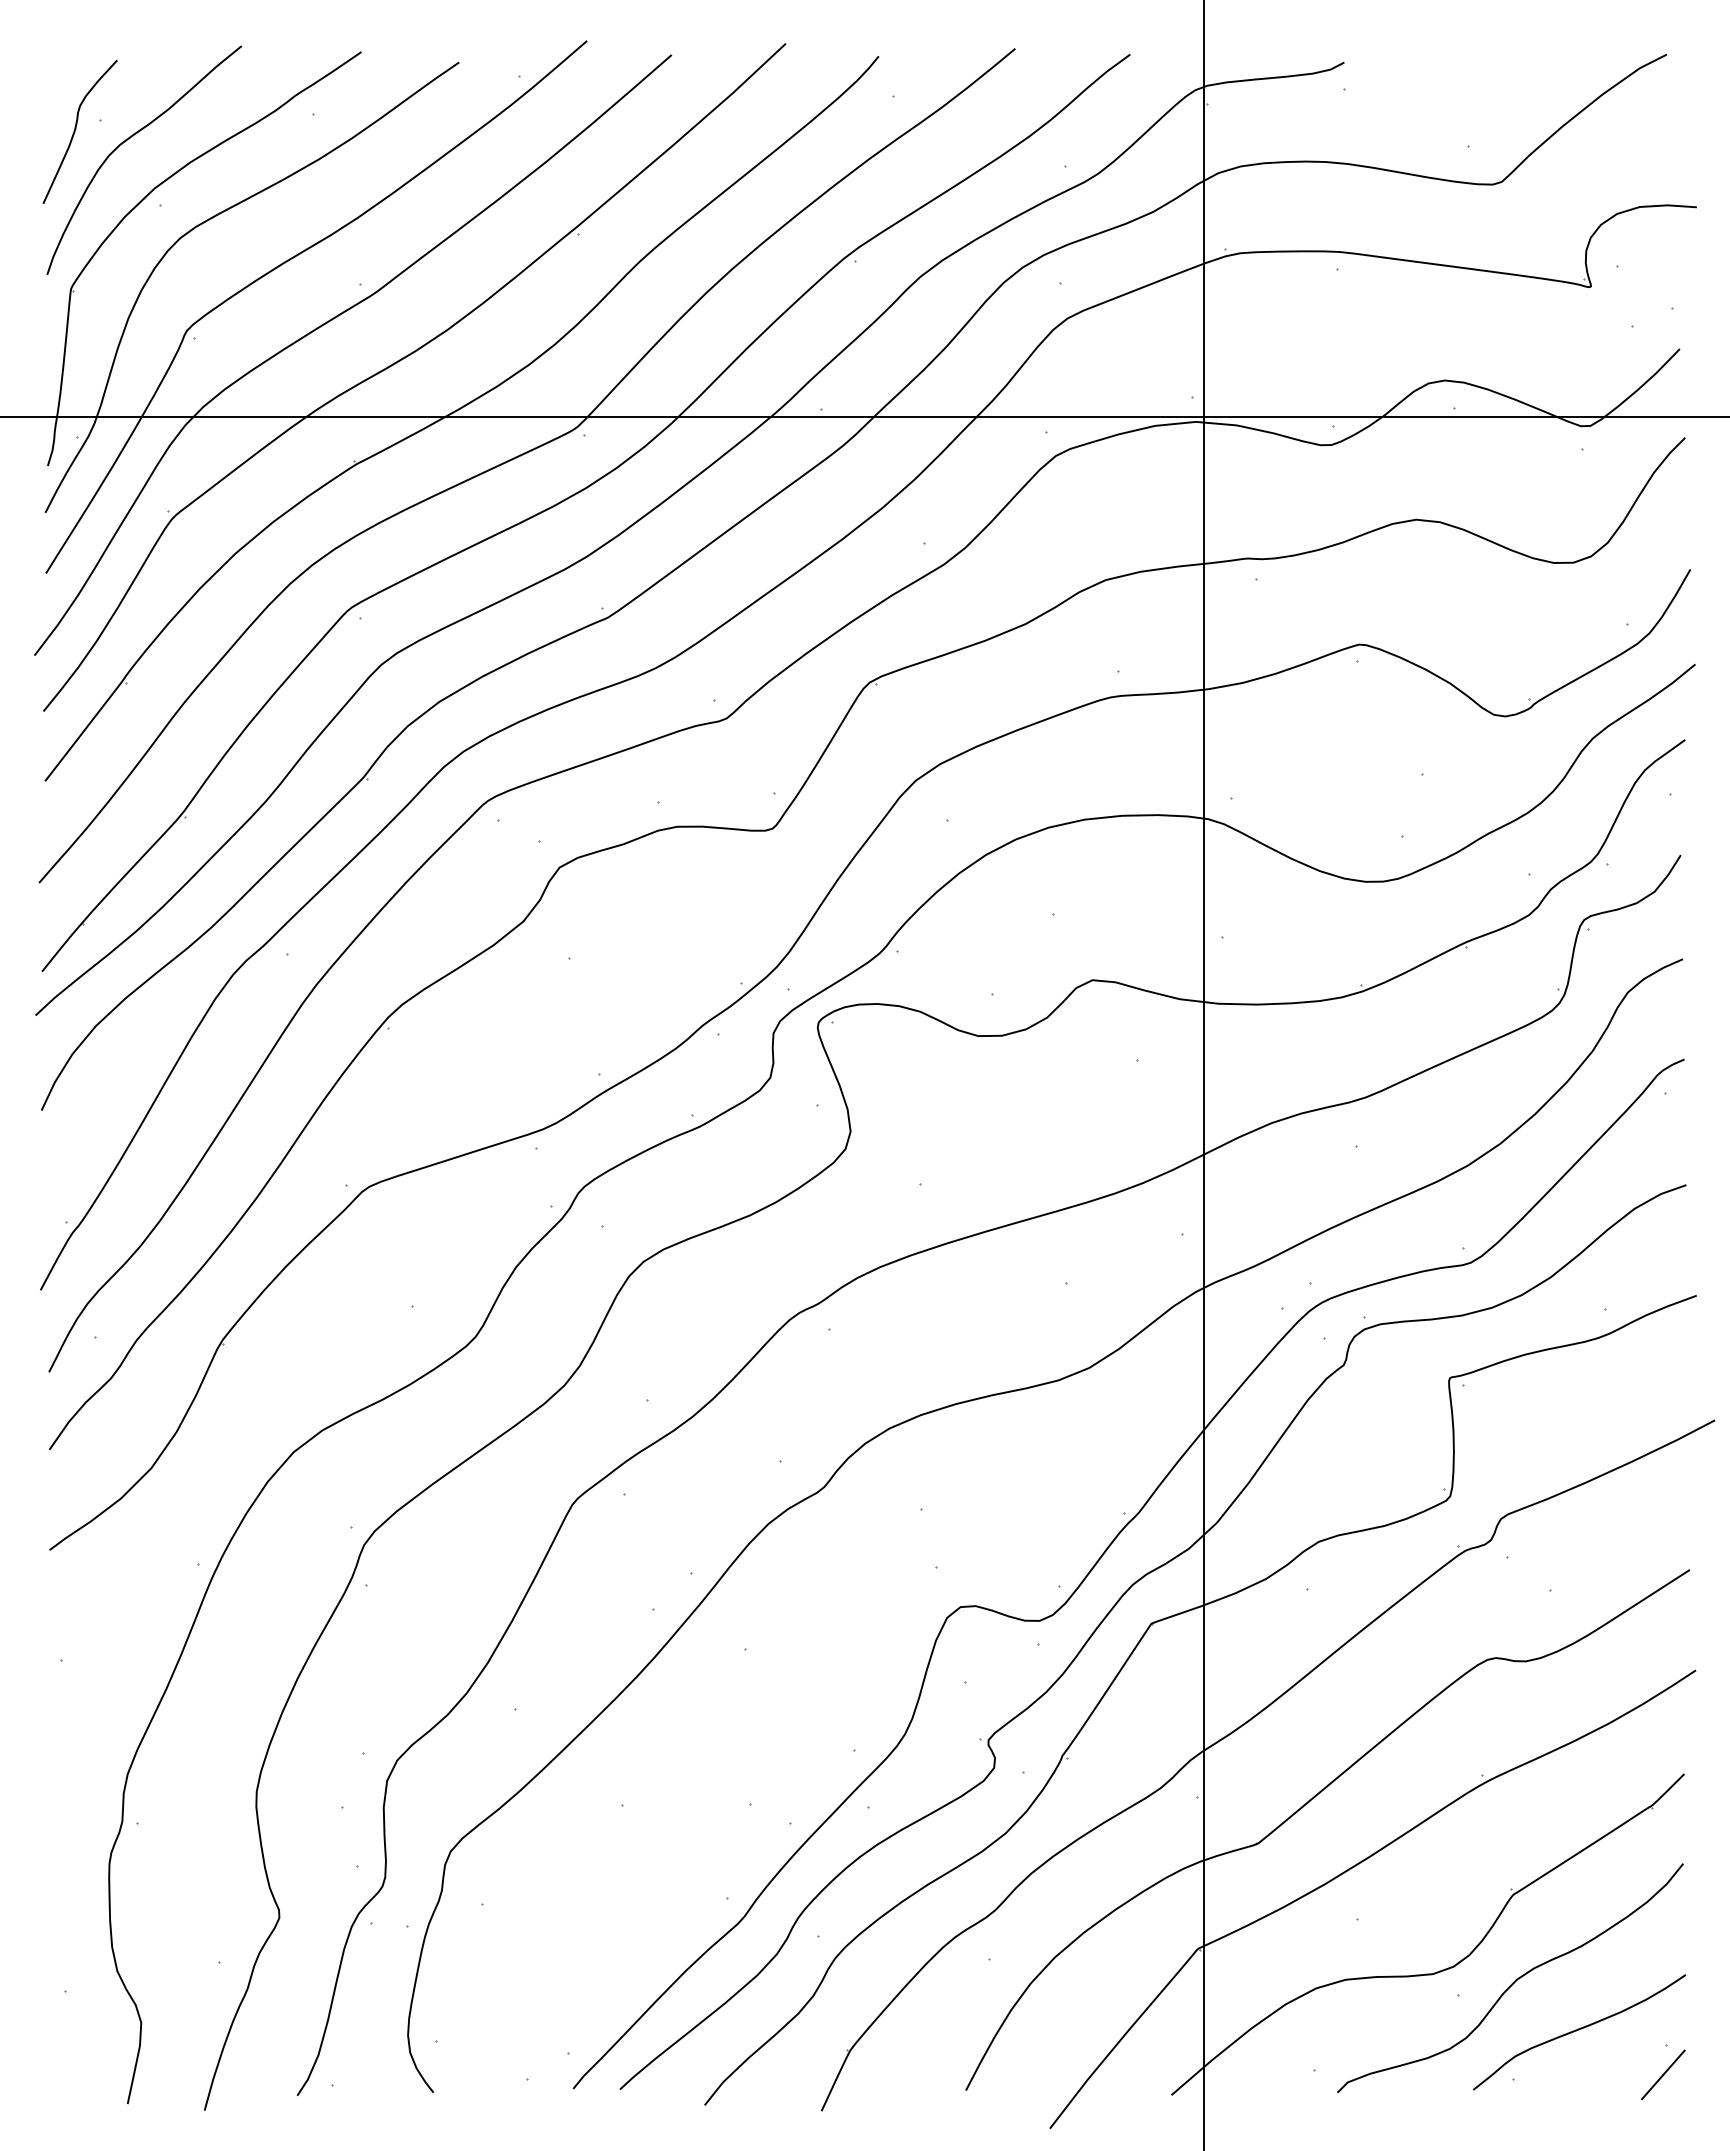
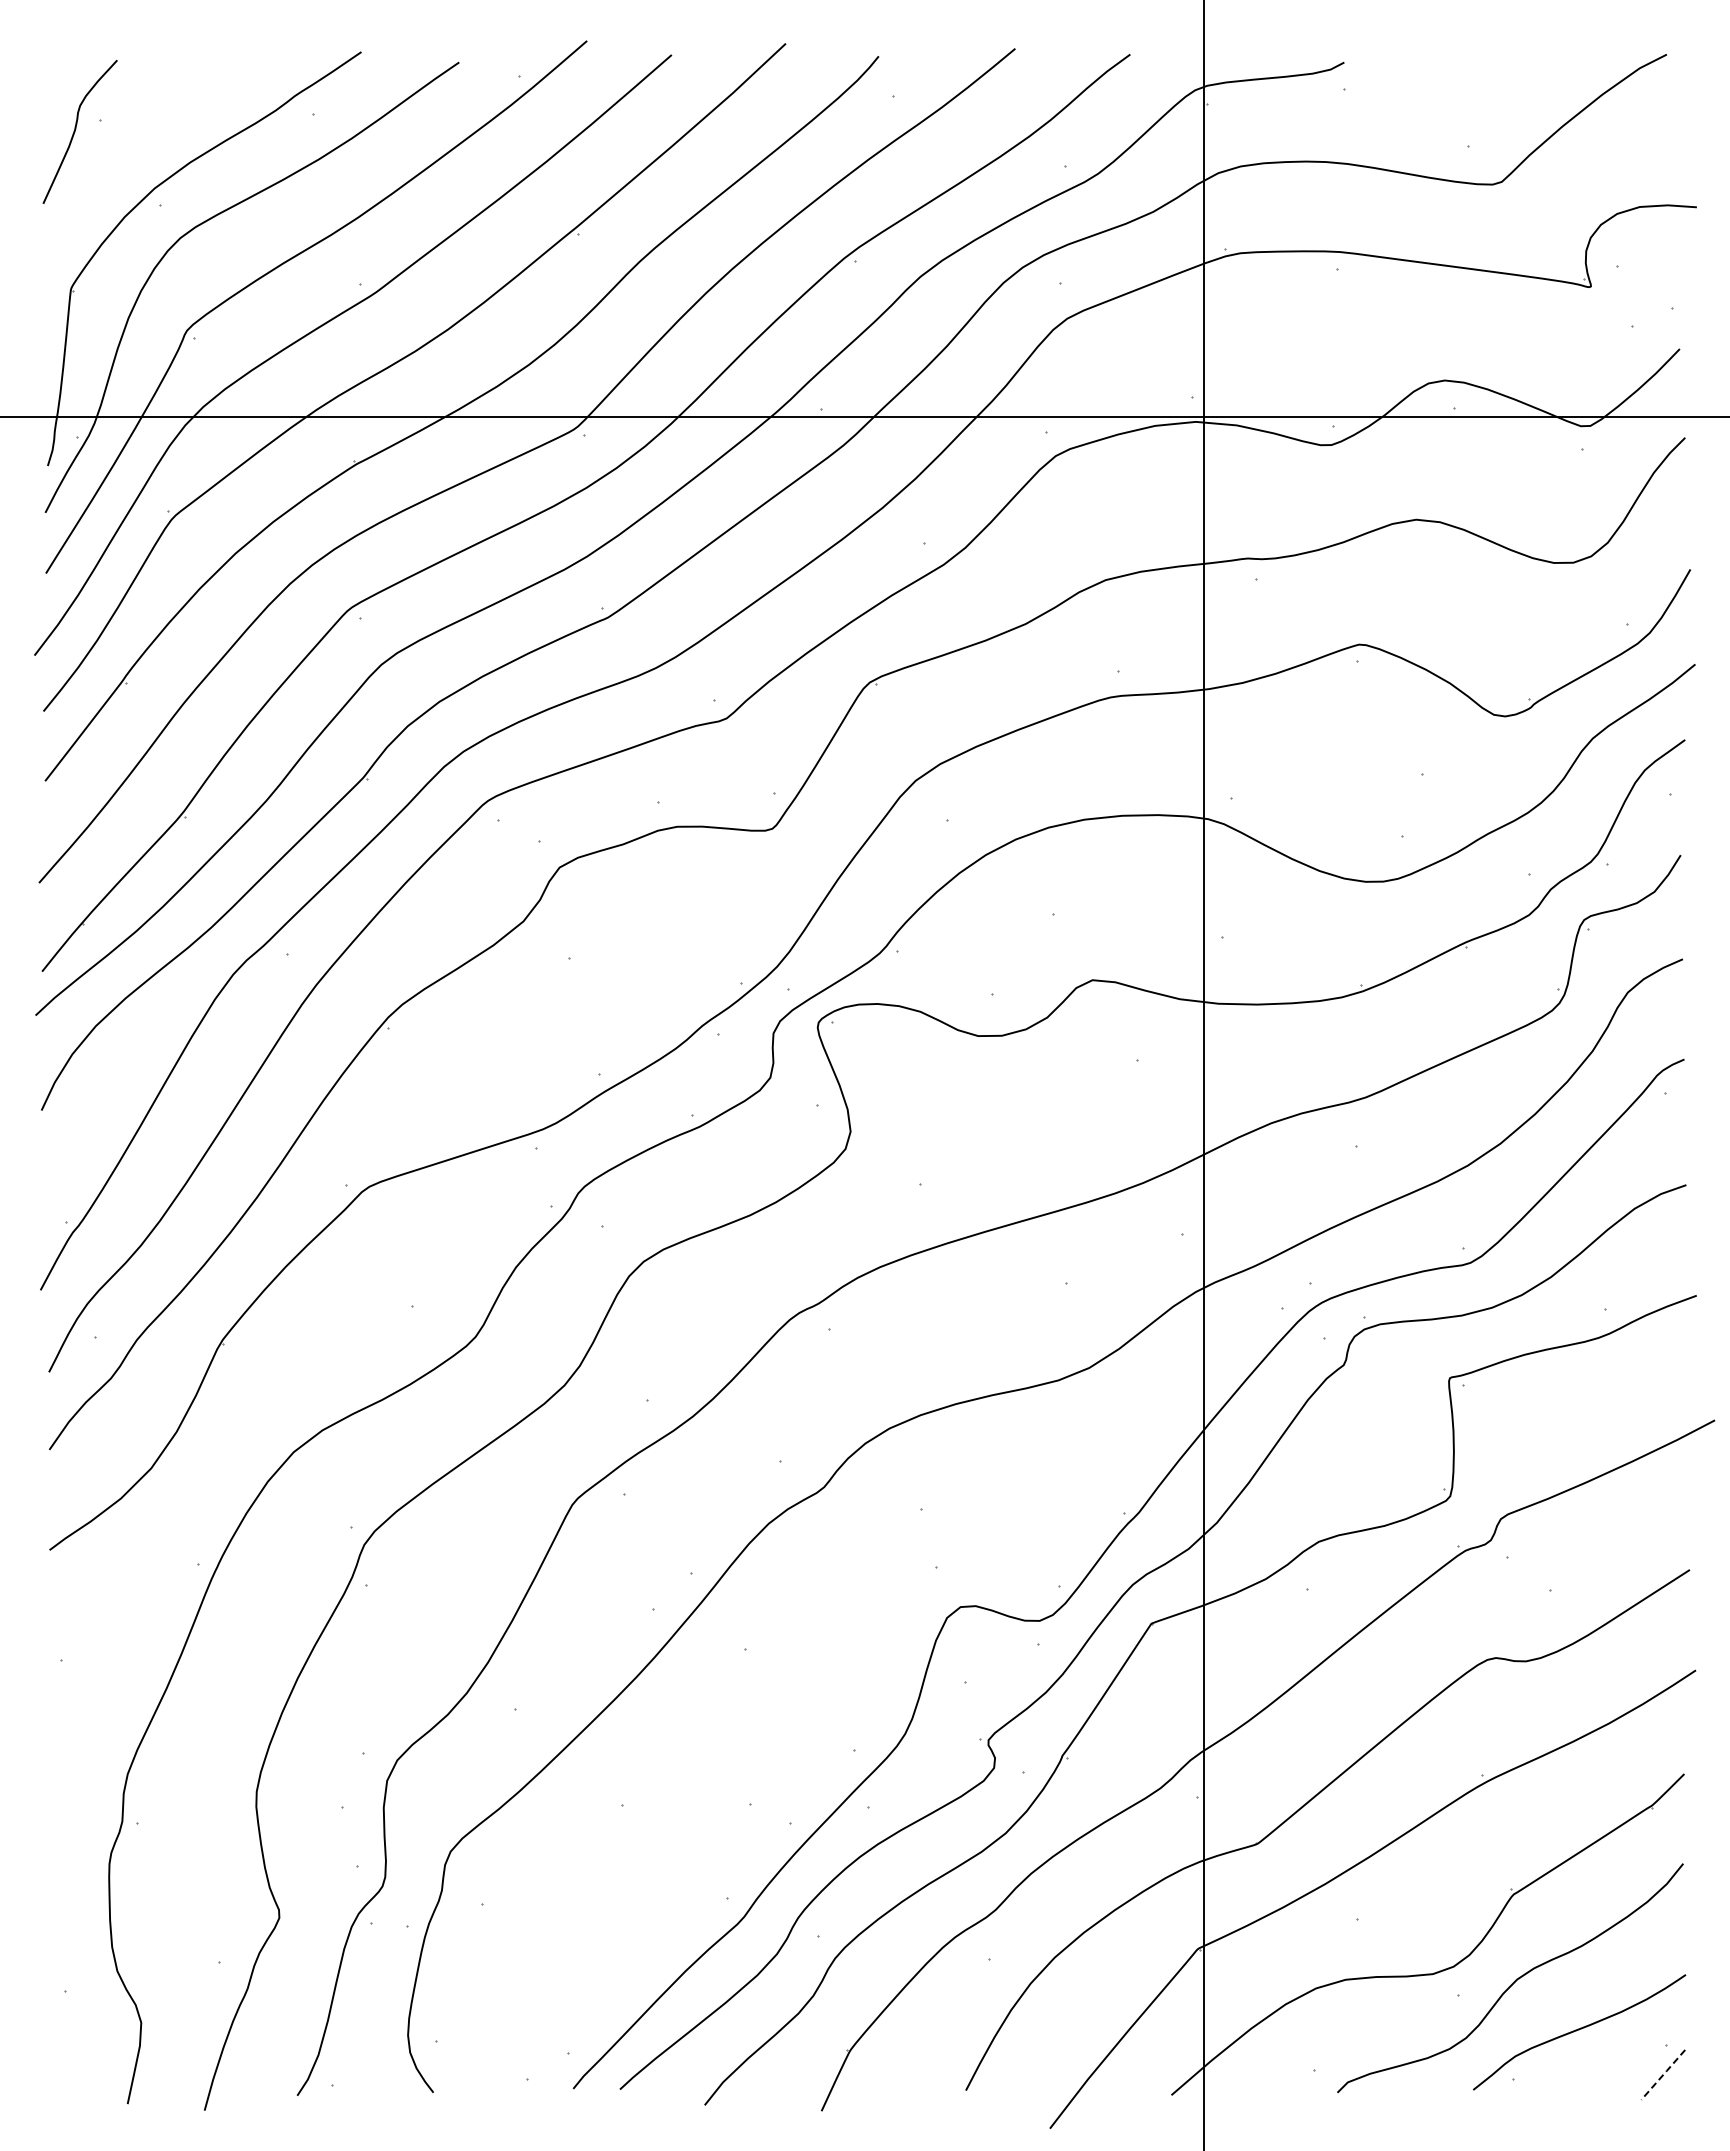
curve: present -> none (129, 139)
line: solid -> dashed (1663, 2074)
